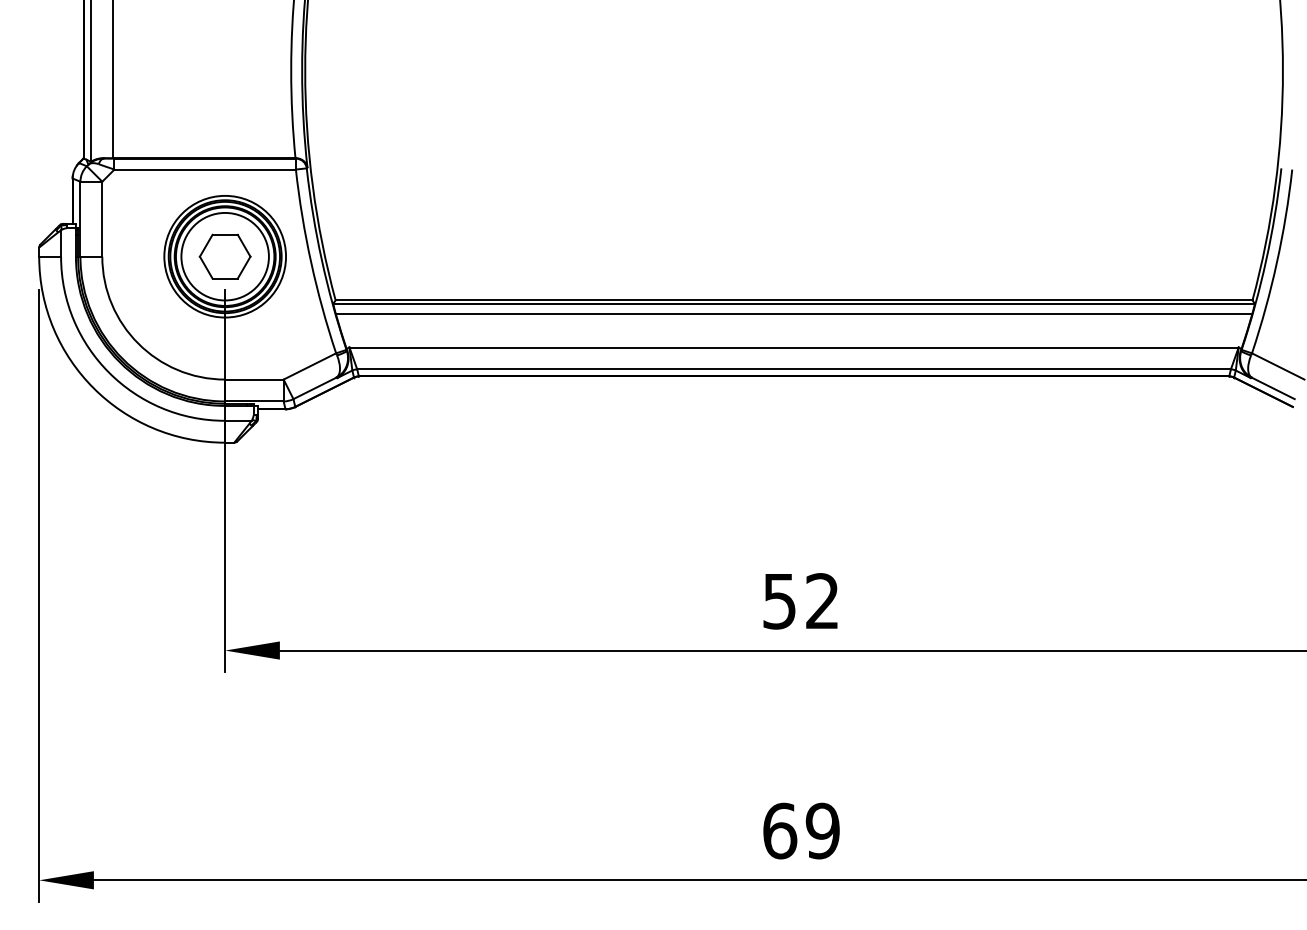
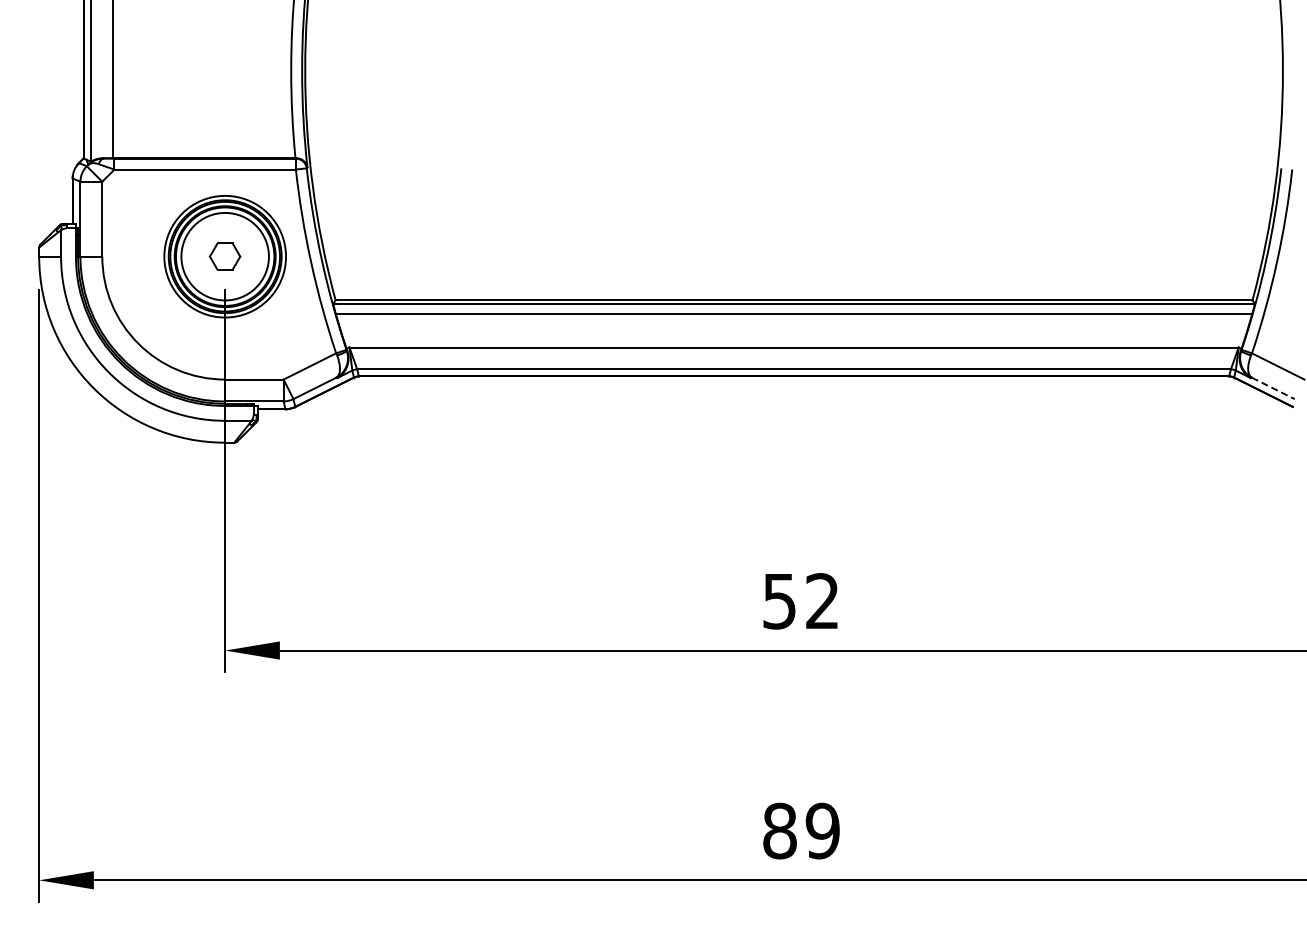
part size: 54x47 px -> 34x29 px (224, 256)
line: solid -> dashed (1273, 388)
text: 69 -> 89 (780, 830)
